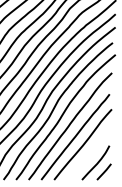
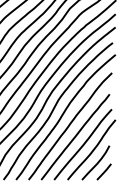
curve: none -> present (92, 149)
